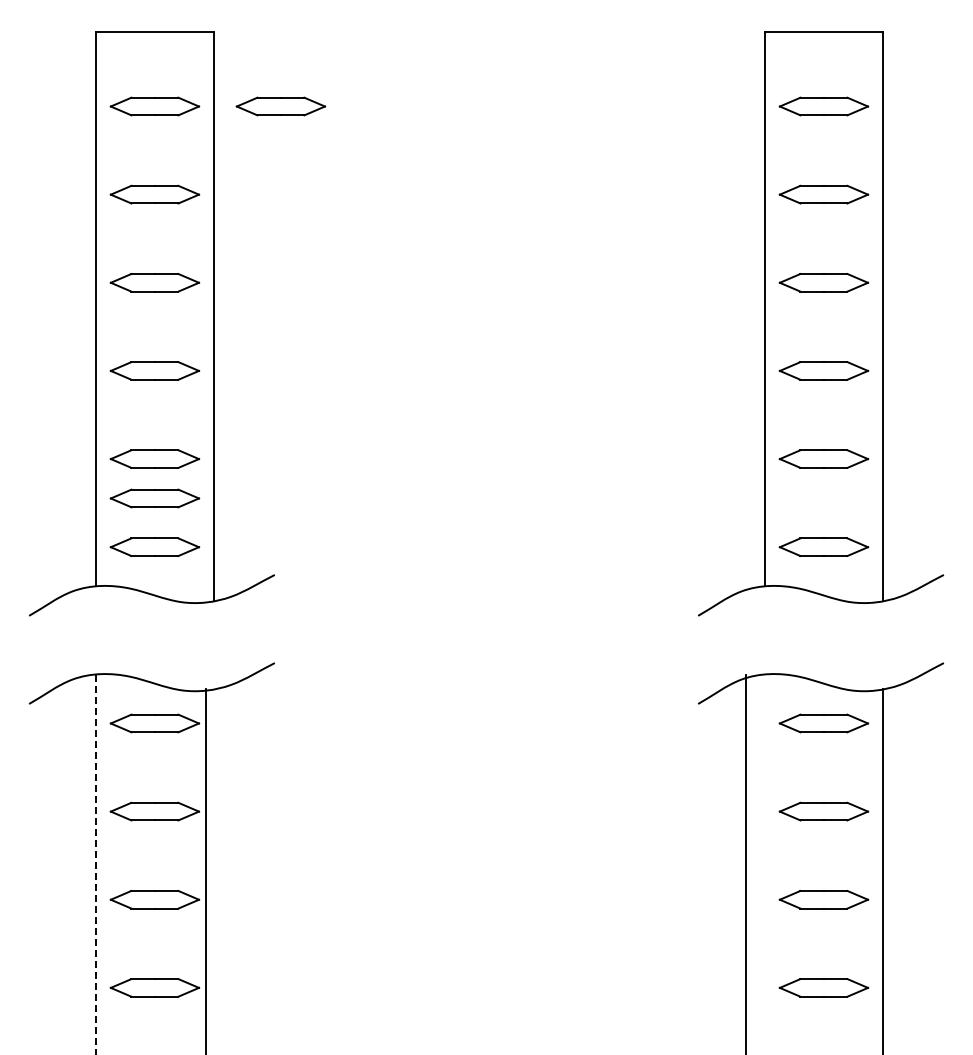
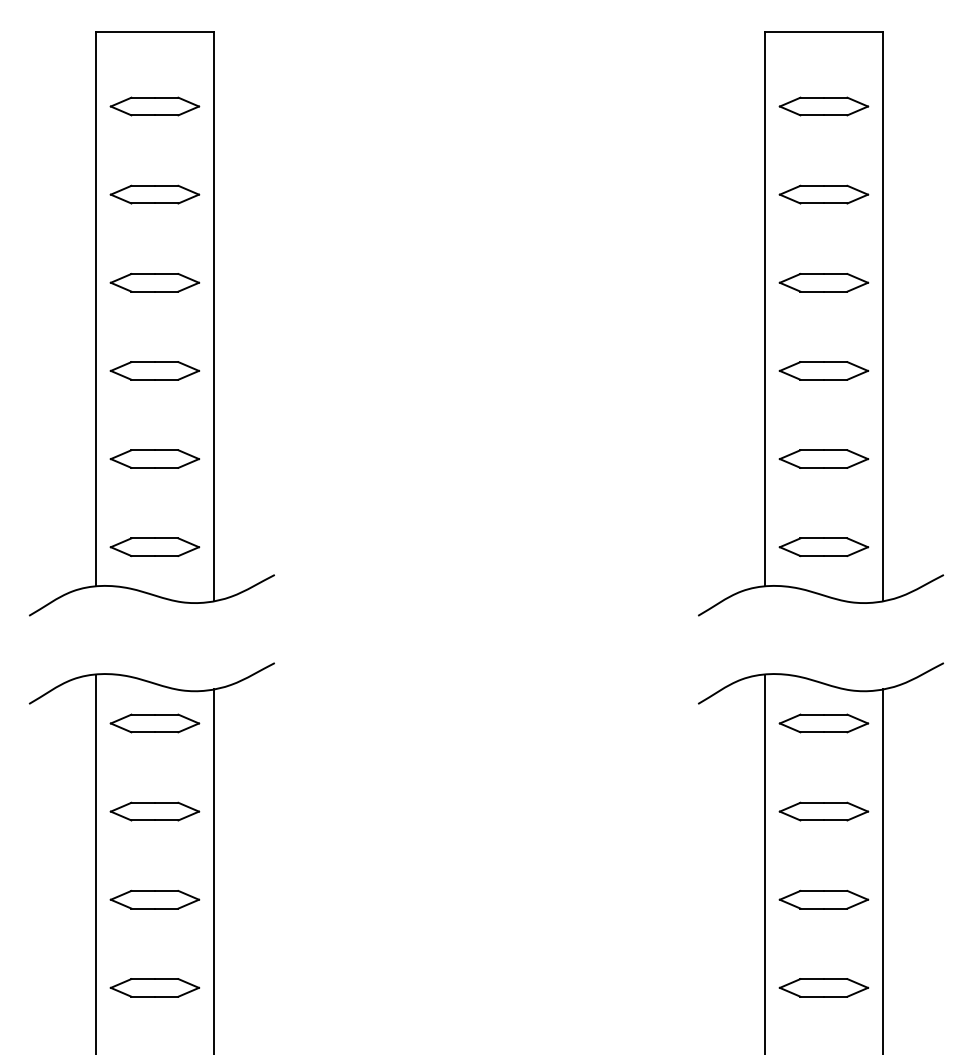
part: present -> none (280, 106)
part: present -> none (154, 498)
line position: (746, 862) -> (765, 862) (765, 862)
line: dashed -> solid (96, 864)
line position: (205, 870) -> (213, 870) (213, 870)
